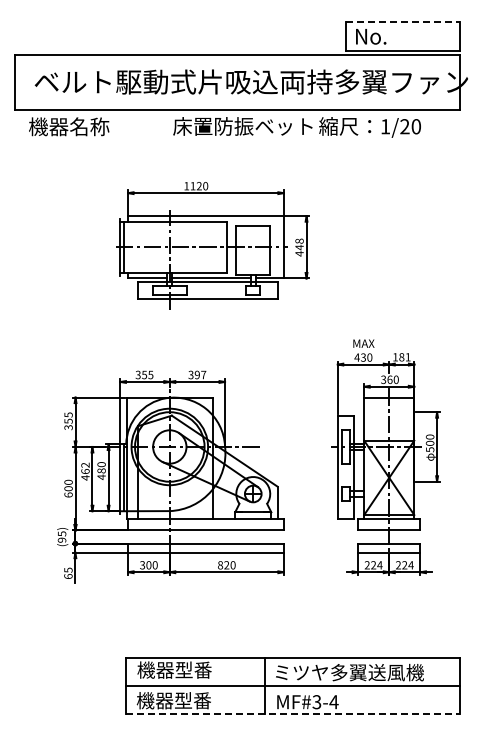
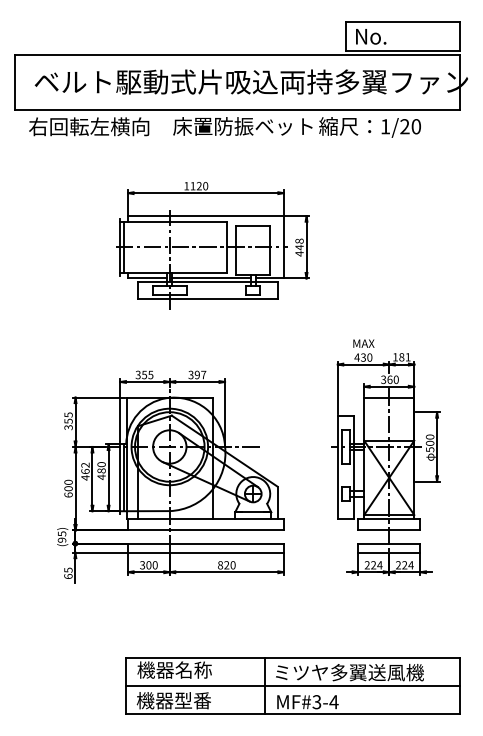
line: dashed -> solid (402, 22)
text: 機器名称 -> 右回転左横向 (89, 126)
text: 機器型番 -> 機器名称 (193, 669)
line: dashed -> solid (292, 713)
